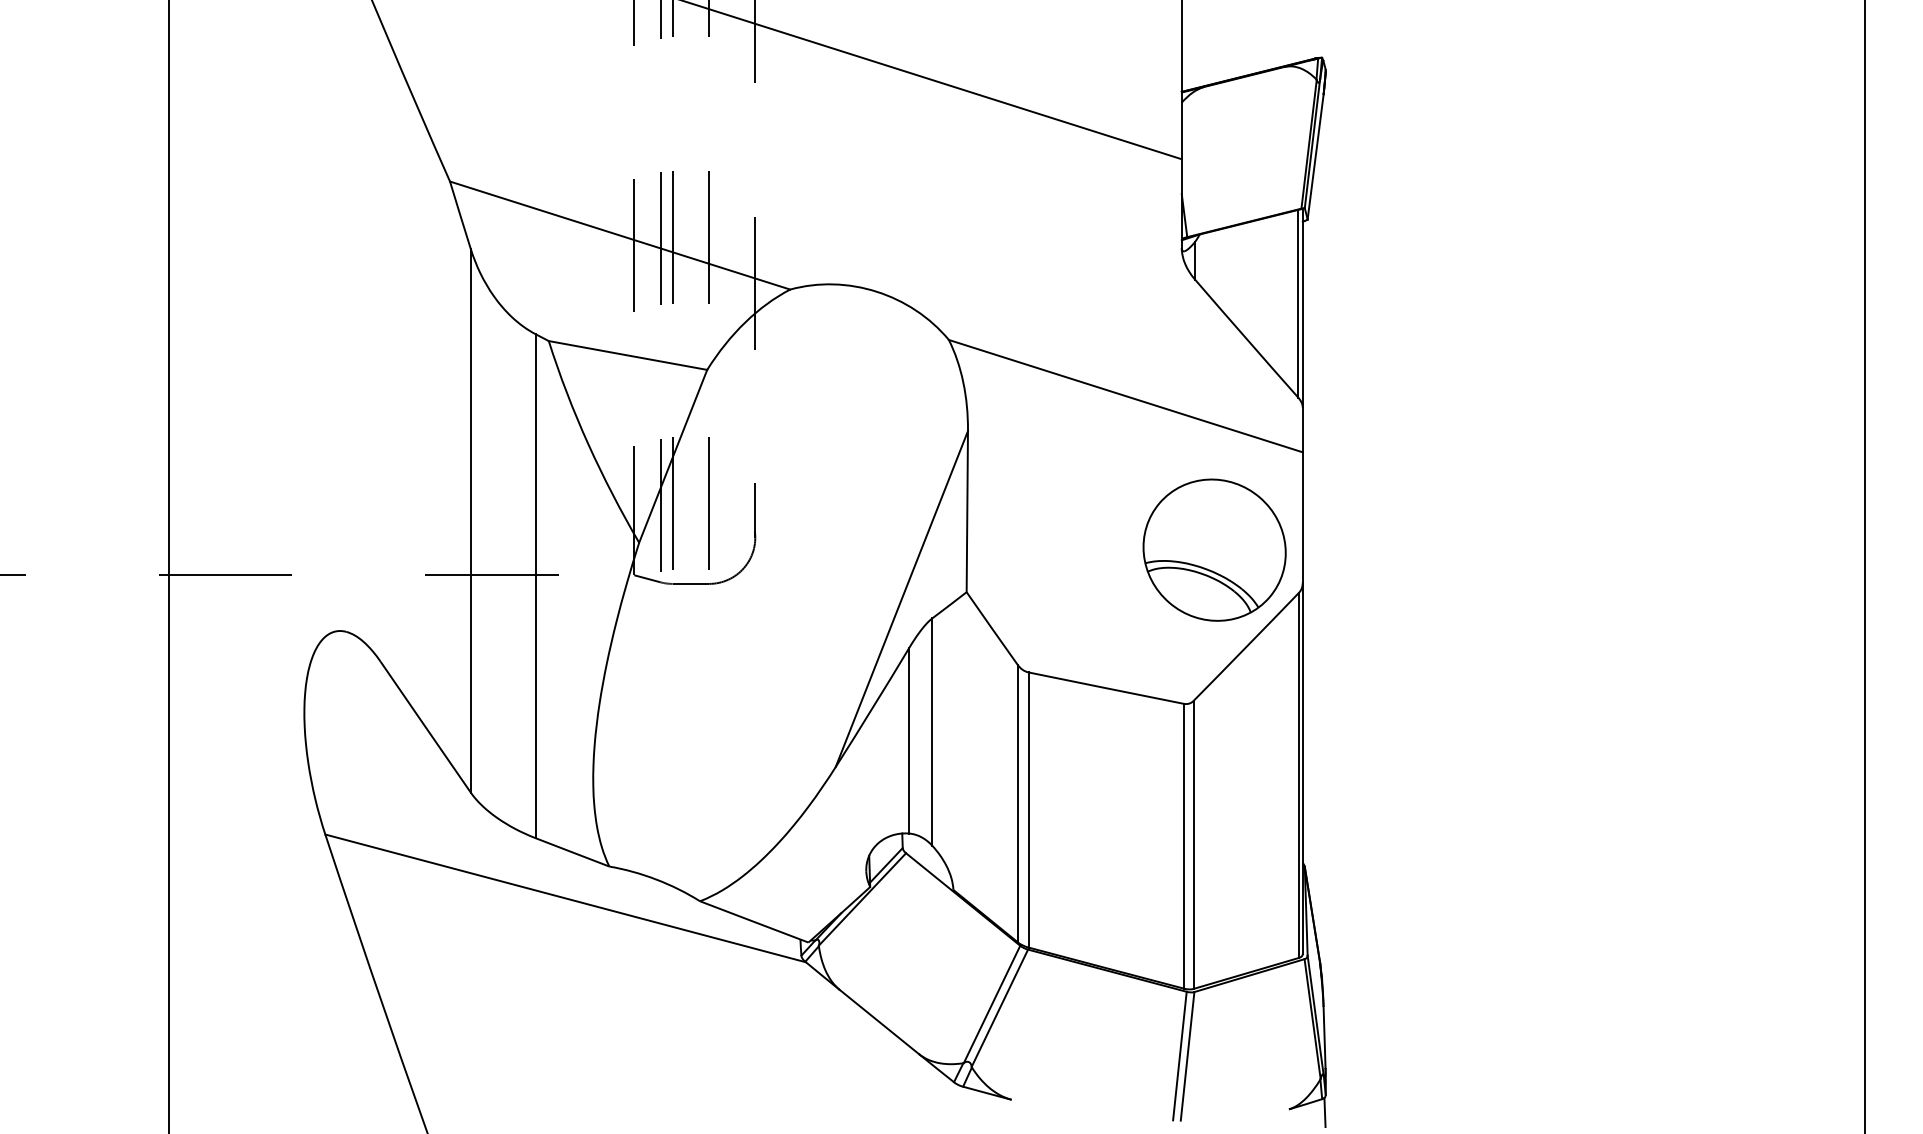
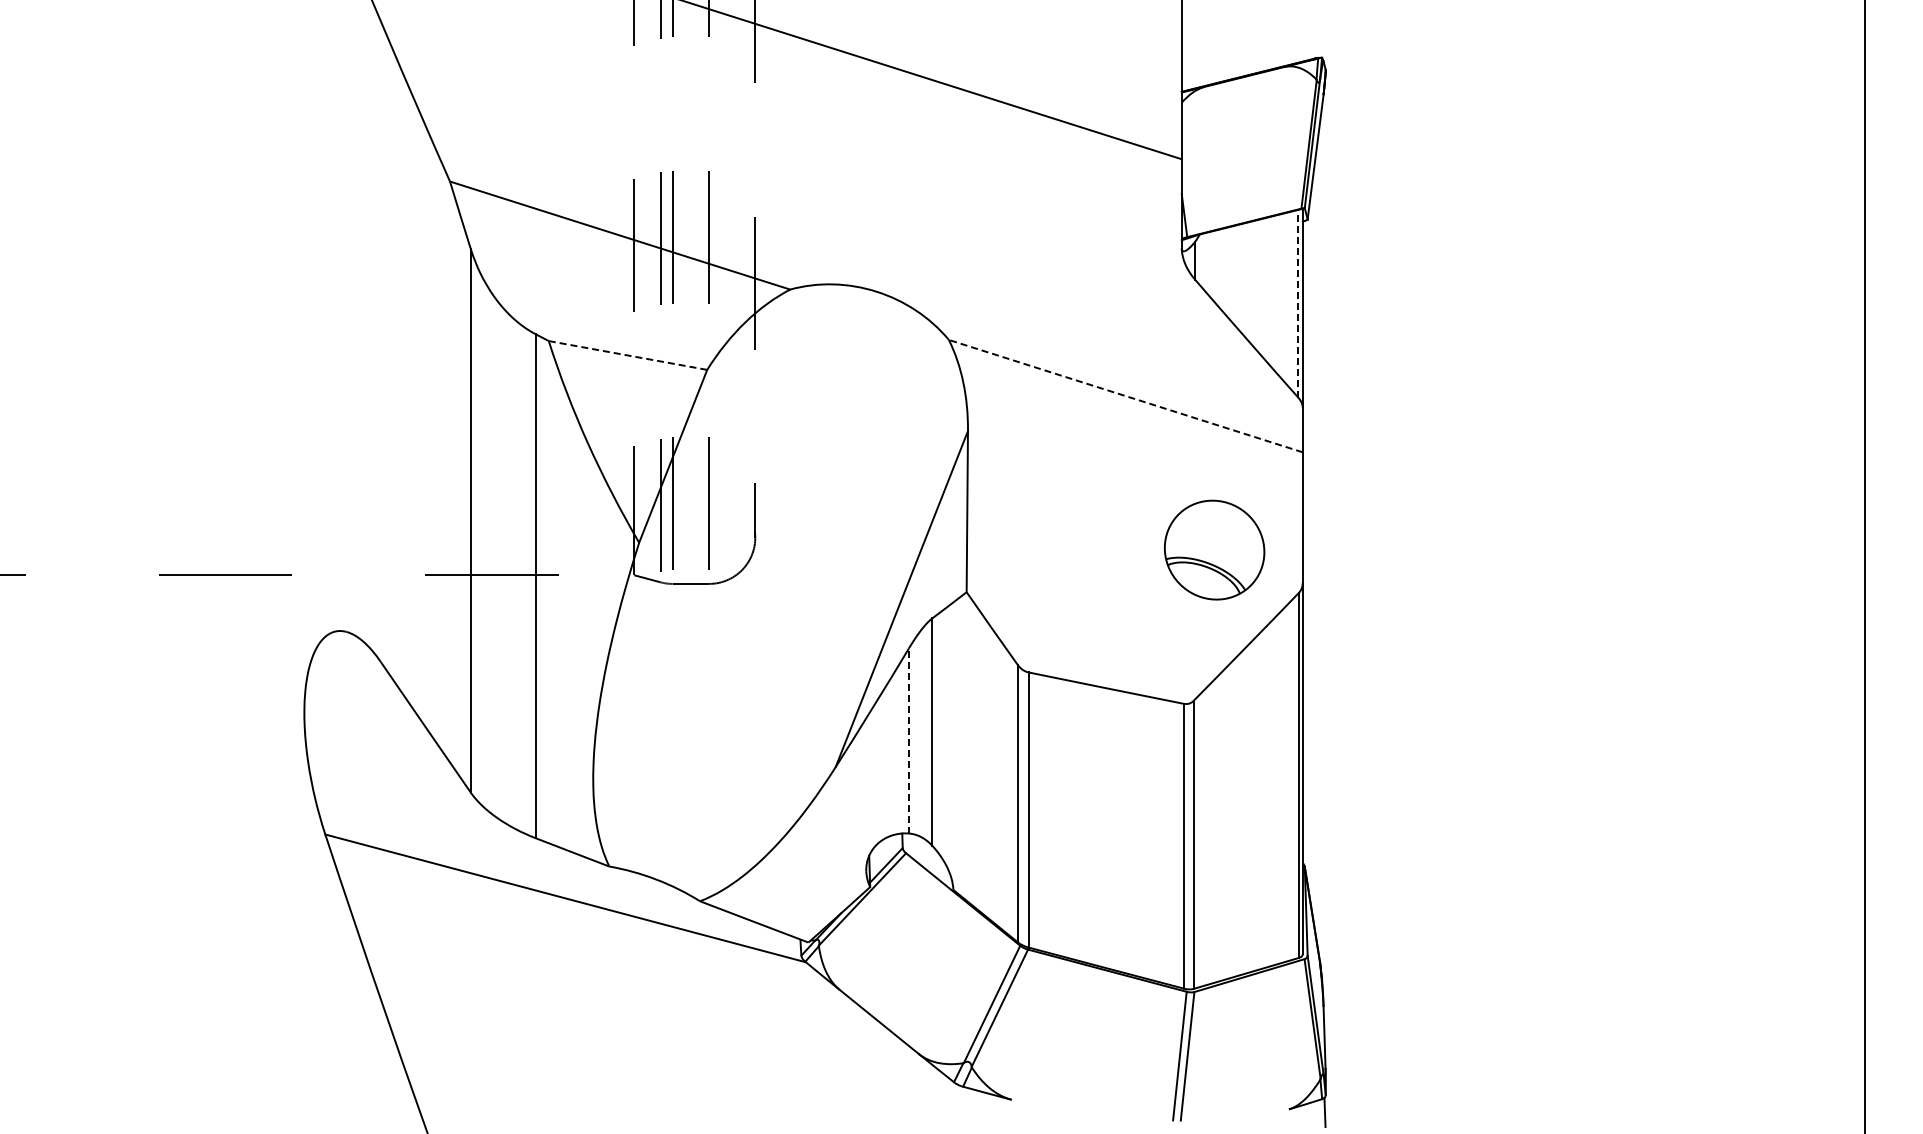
line: solid -> dashed (1298, 303)
line: solid -> dashed (628, 355)
line: solid -> dashed (1125, 396)
part size: 145x144 px -> 102x102 px (1214, 549)
line: present -> none (168, 566)
line: solid -> dashed (908, 740)
